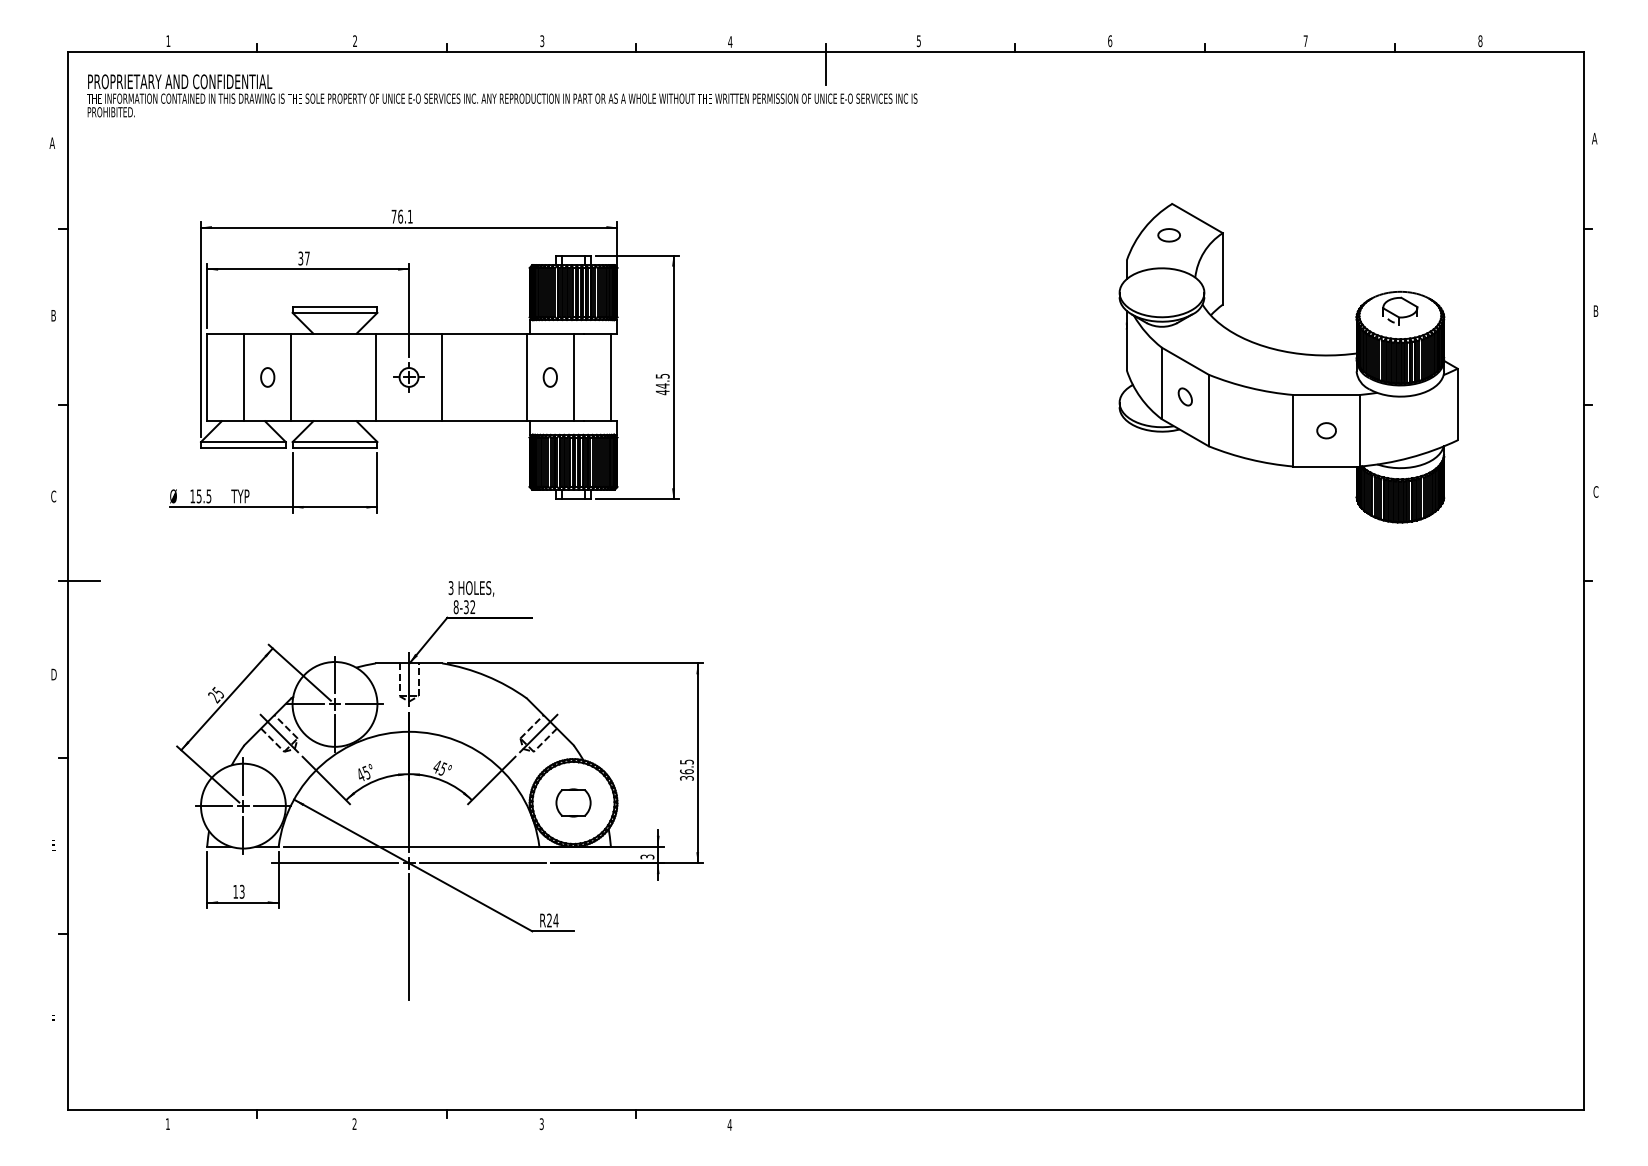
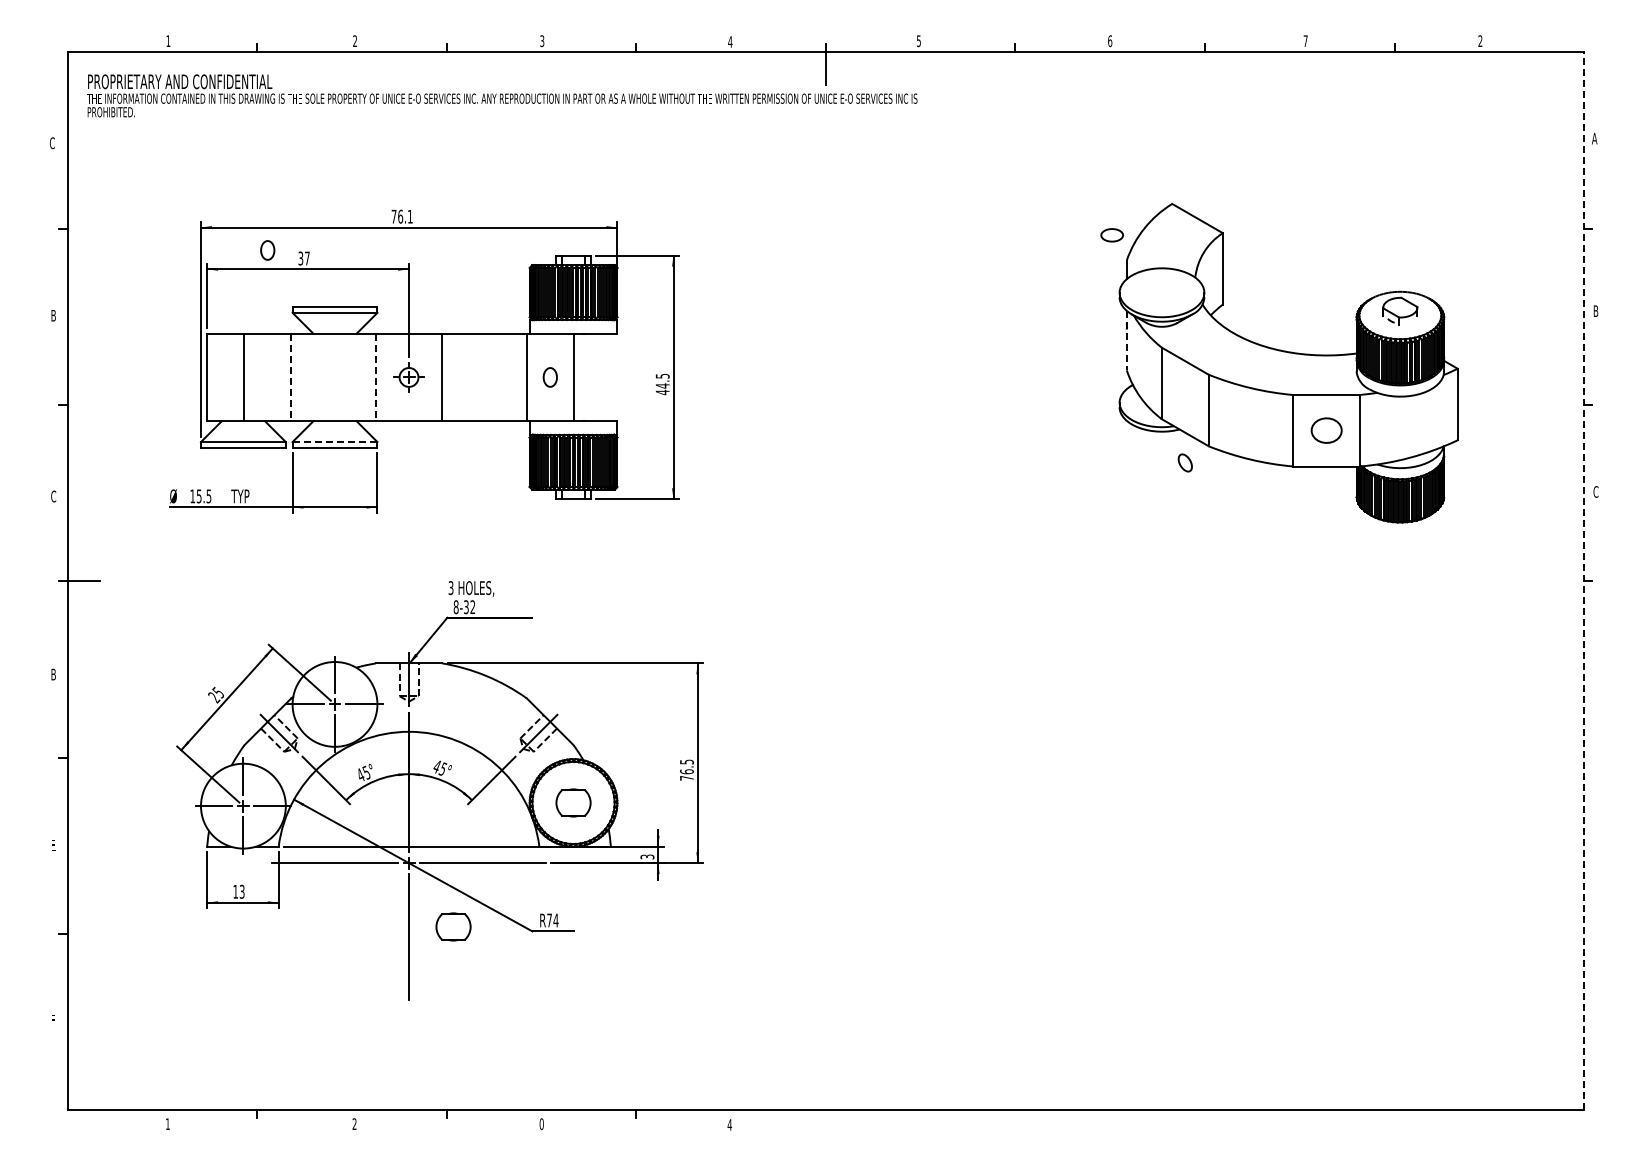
text: 8 -> 2 (1480, 41)
text: A -> C (52, 143)
part position: (1168, 235) -> (1111, 235) (1111, 235)
line: solid -> dashed (1126, 340)
part position: (267, 377) -> (267, 250) (267, 250)
line: solid -> dashed (291, 377)
line: solid -> dashed (375, 377)
line: present -> none (610, 377)
part position: (1184, 396) -> (1184, 462) (1184, 462)
part size: 21x18 px -> 33x27 px (1326, 430)
line: solid -> dashed (334, 442)
line: solid -> dashed (1583, 581)
text: D -> B (54, 674)
text: 36.5 -> 76.5 (686, 777)
text: R24 -> R74 (549, 920)
part: none -> present (453, 926)
text: 3 -> 0 (541, 1123)
